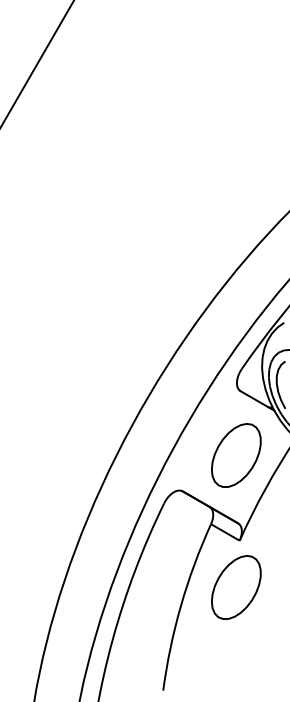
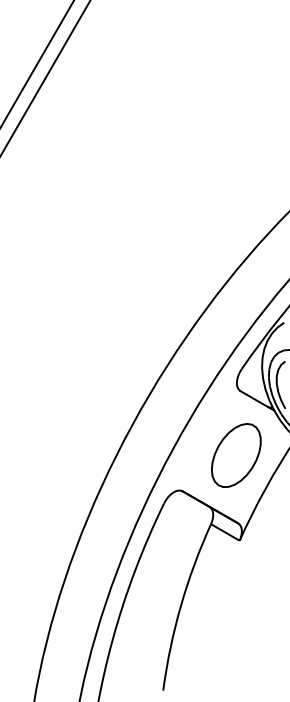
line: none -> present (45, 77)
part: present -> none (236, 587)
